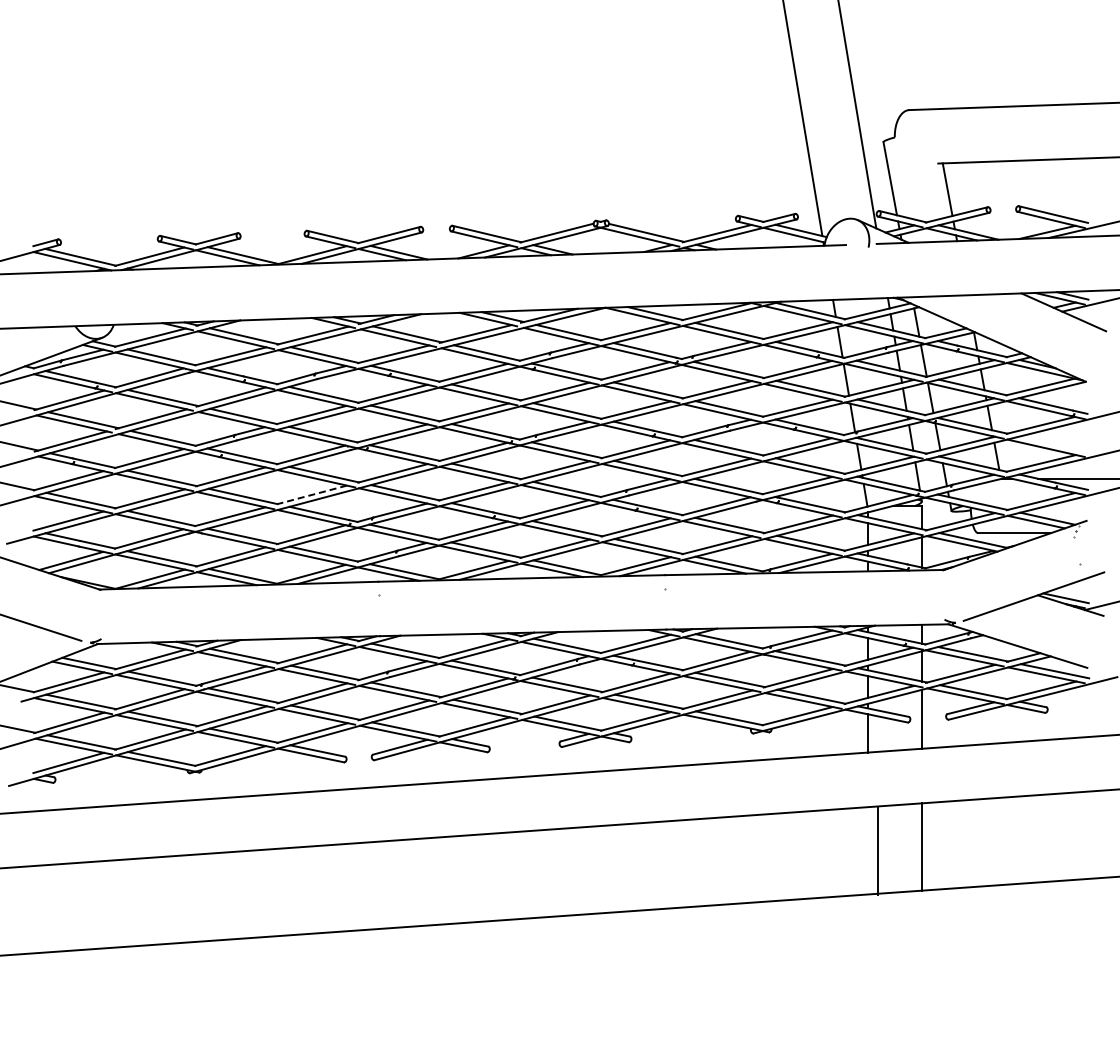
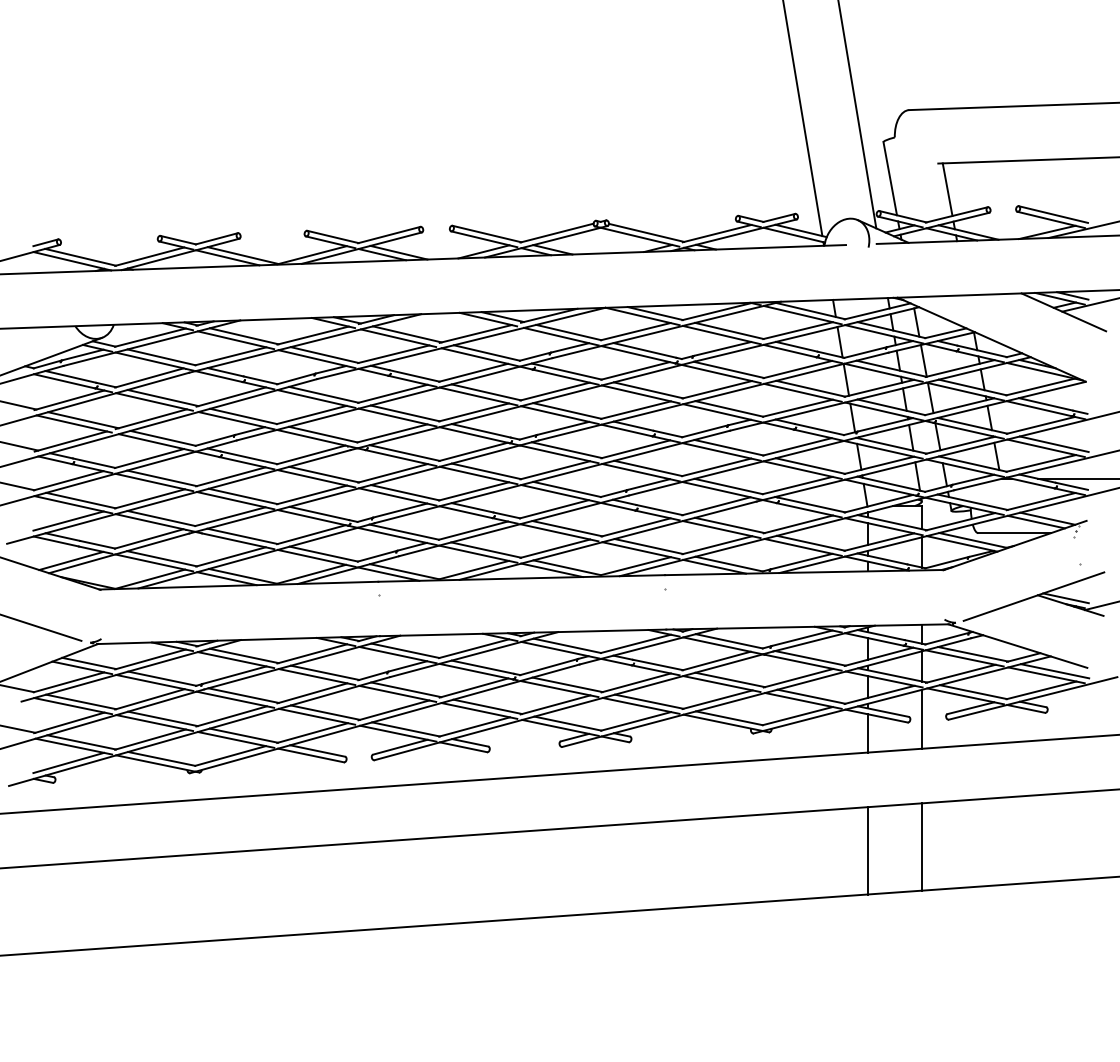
line: none -> present (1053, 444)
line: dashed -> solid (311, 495)
line position: (877, 850) -> (867, 850) (867, 850)
